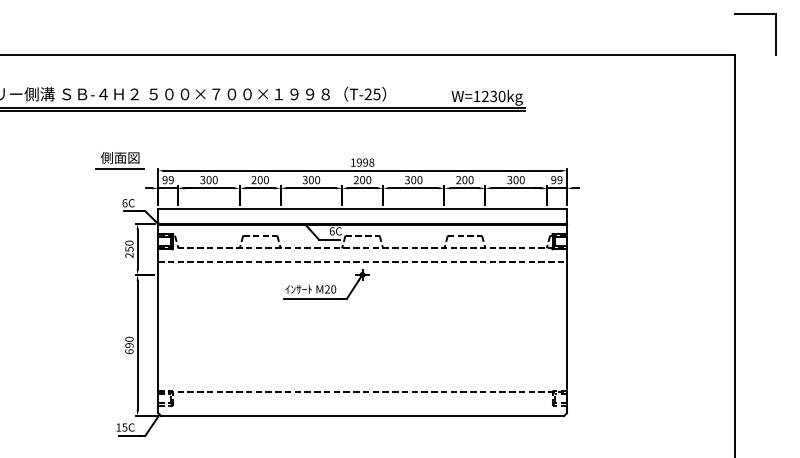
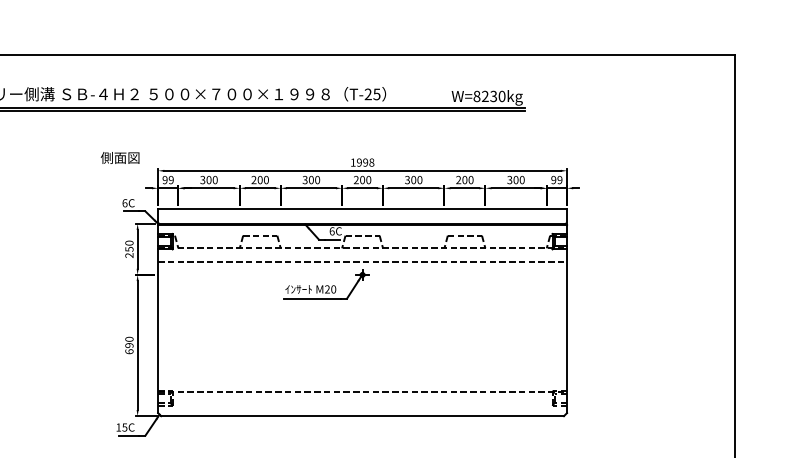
part: present -> none (755, 14)
text: W=1230kg -> W=8230kg (476, 96)
line: present -> none (119, 168)
